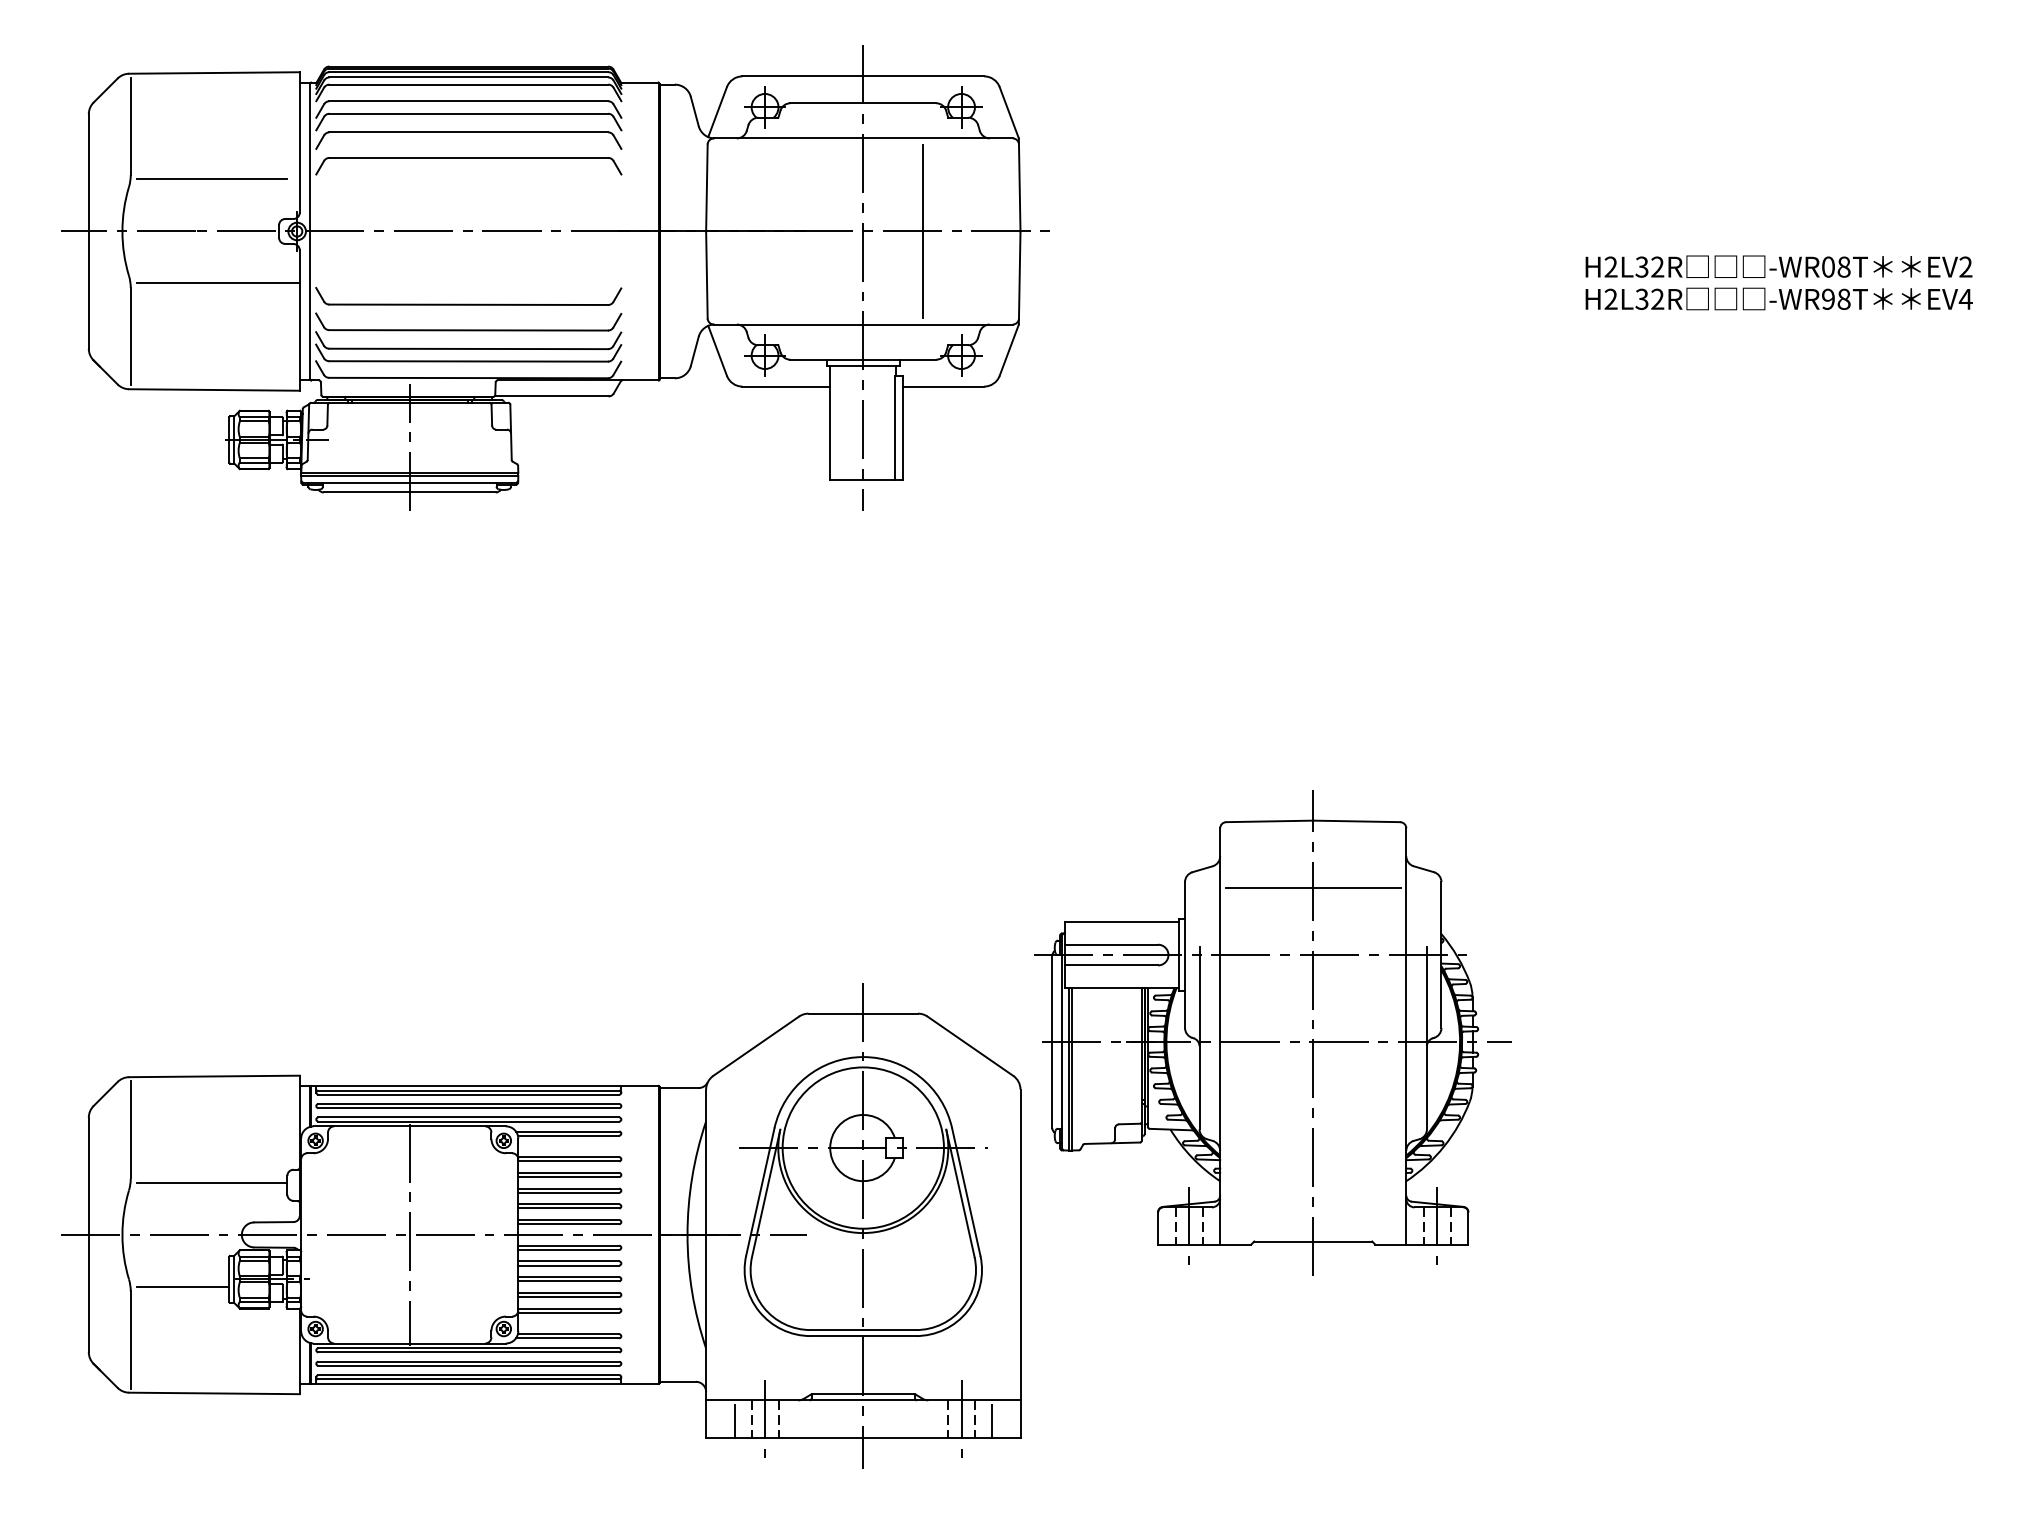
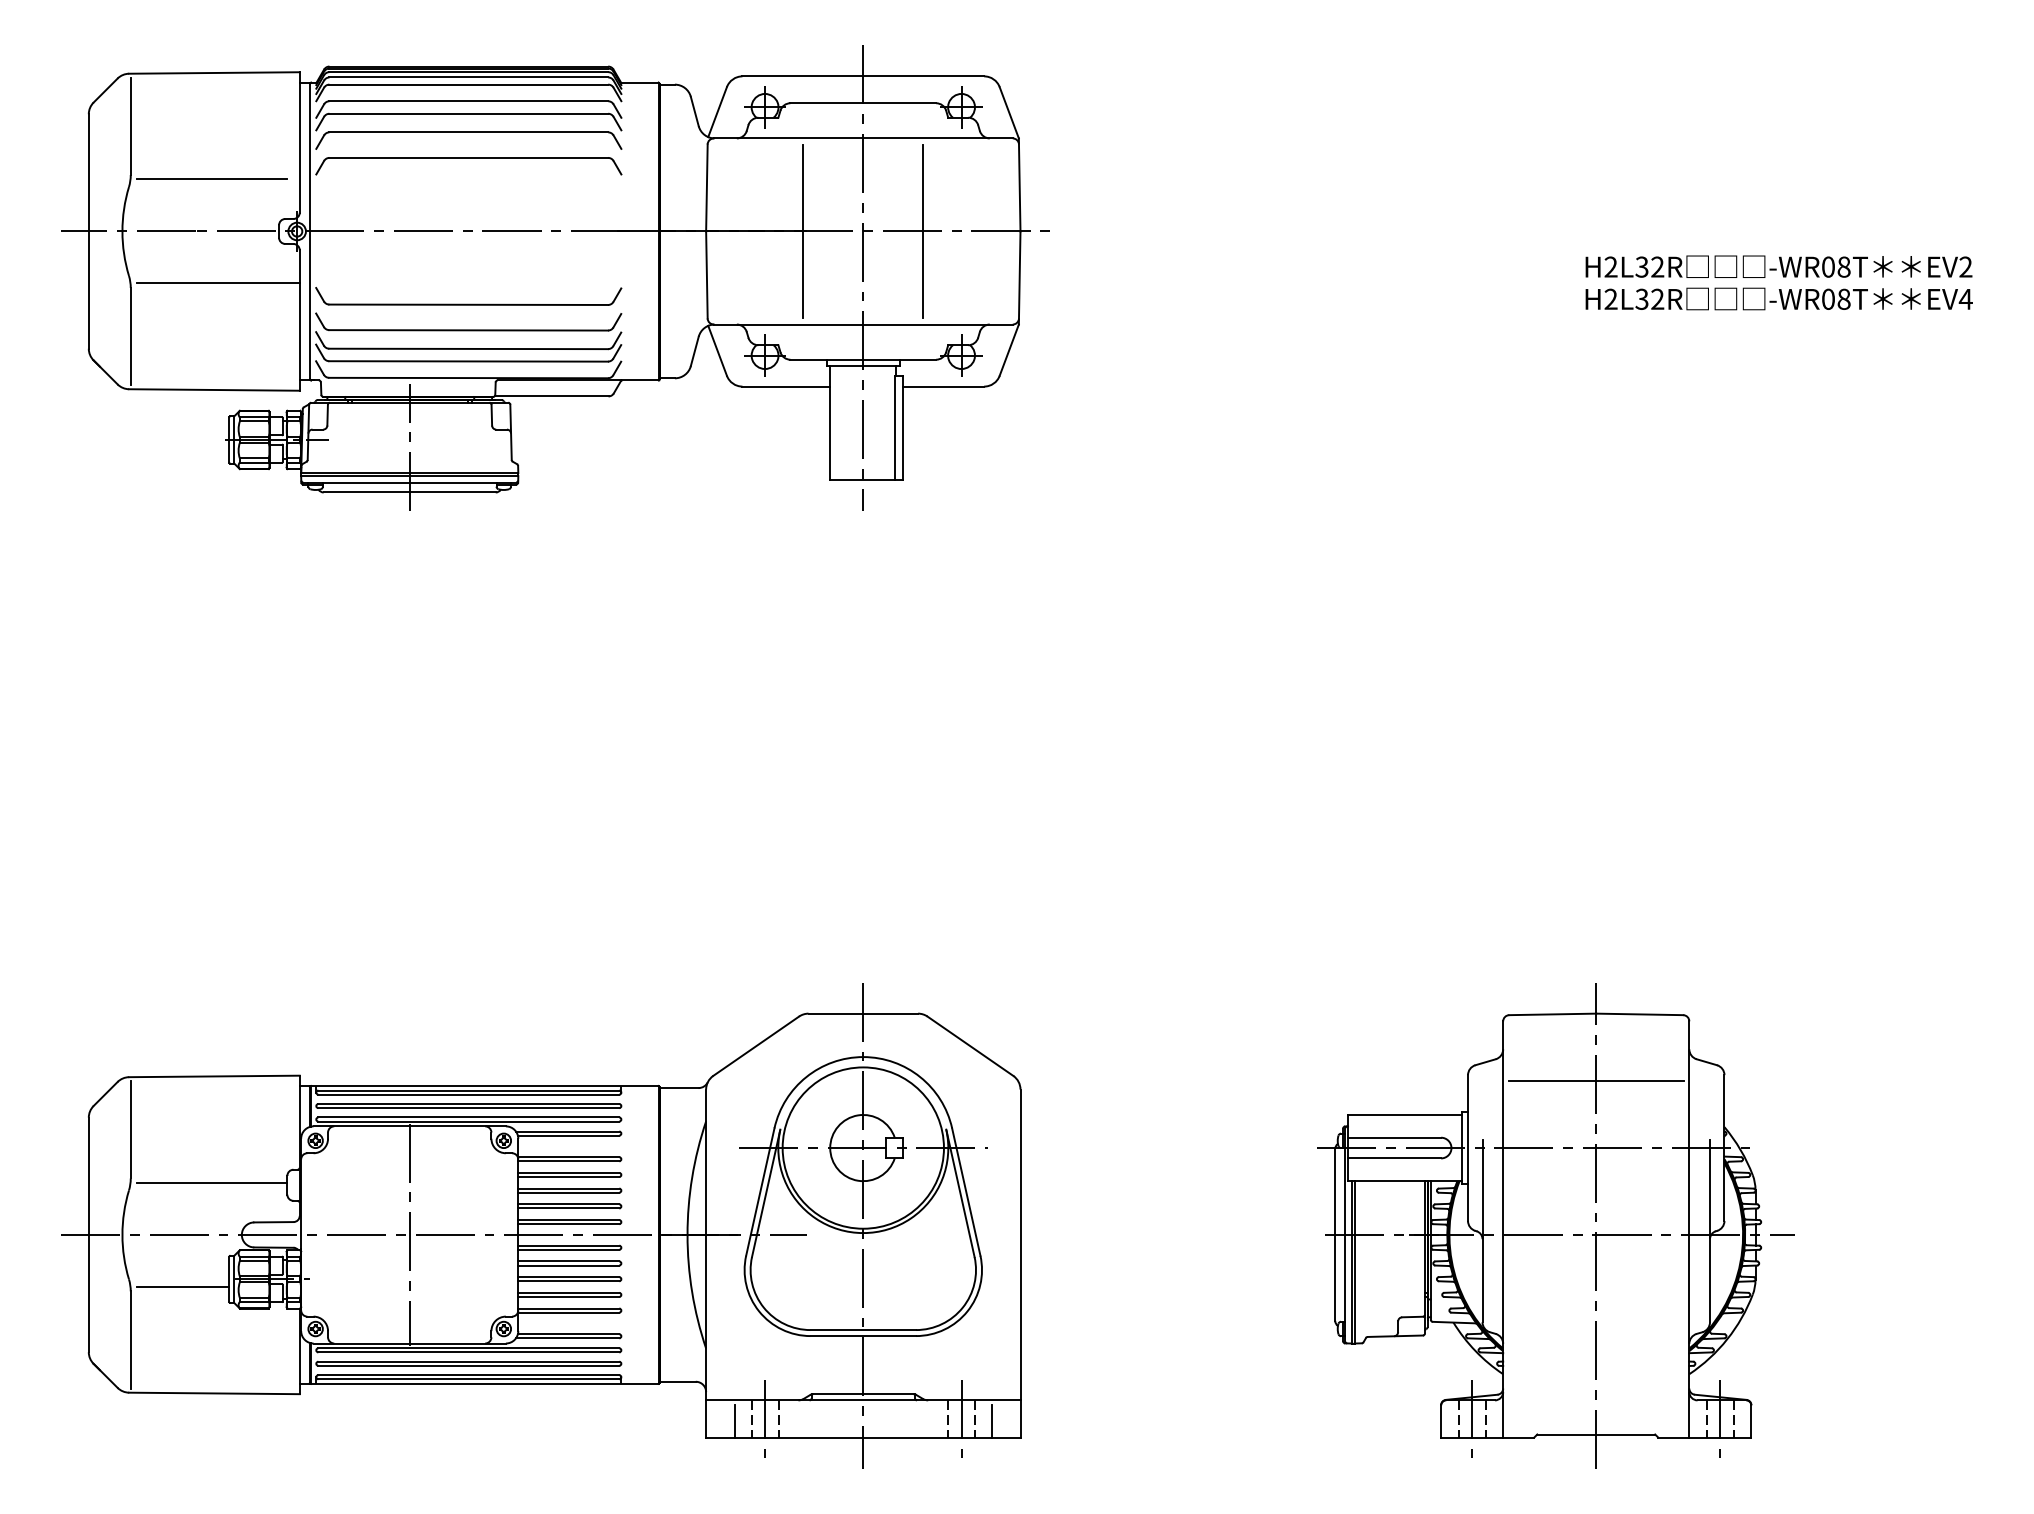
line: none -> present (803, 231)
text: -WR98T -> -WR08T (1828, 298)
part position: (1272, 1032) -> (1555, 1225) (1555, 1225)
